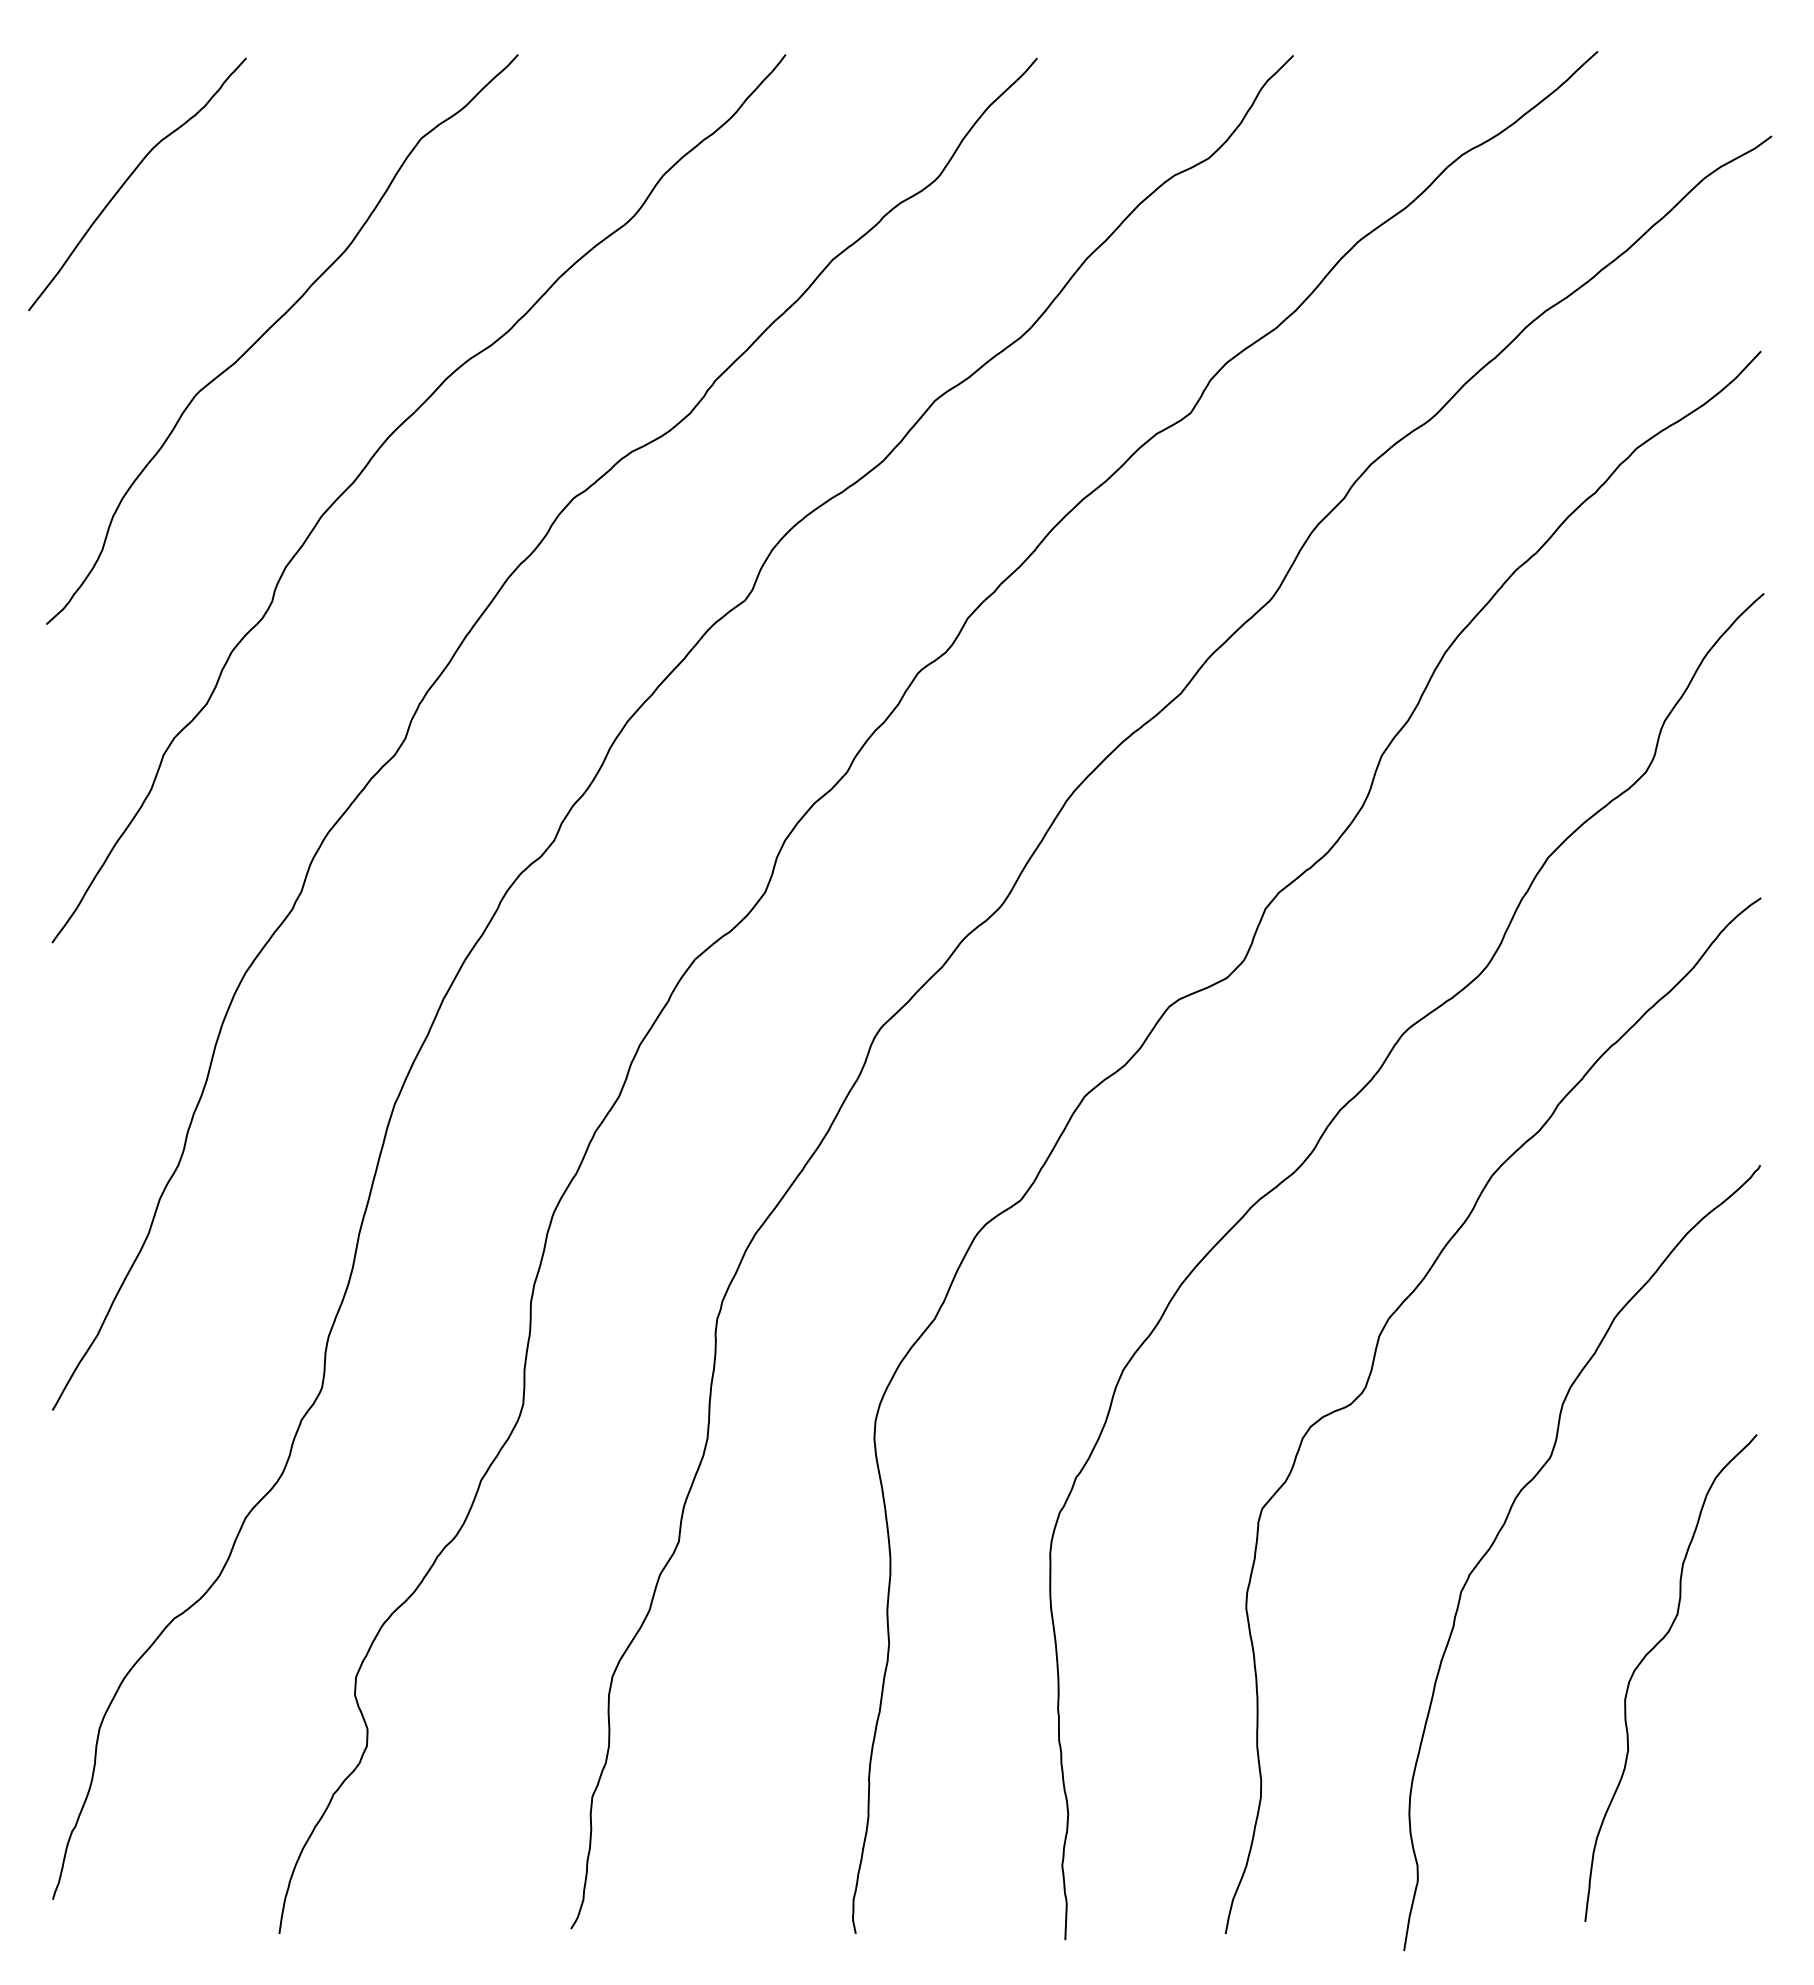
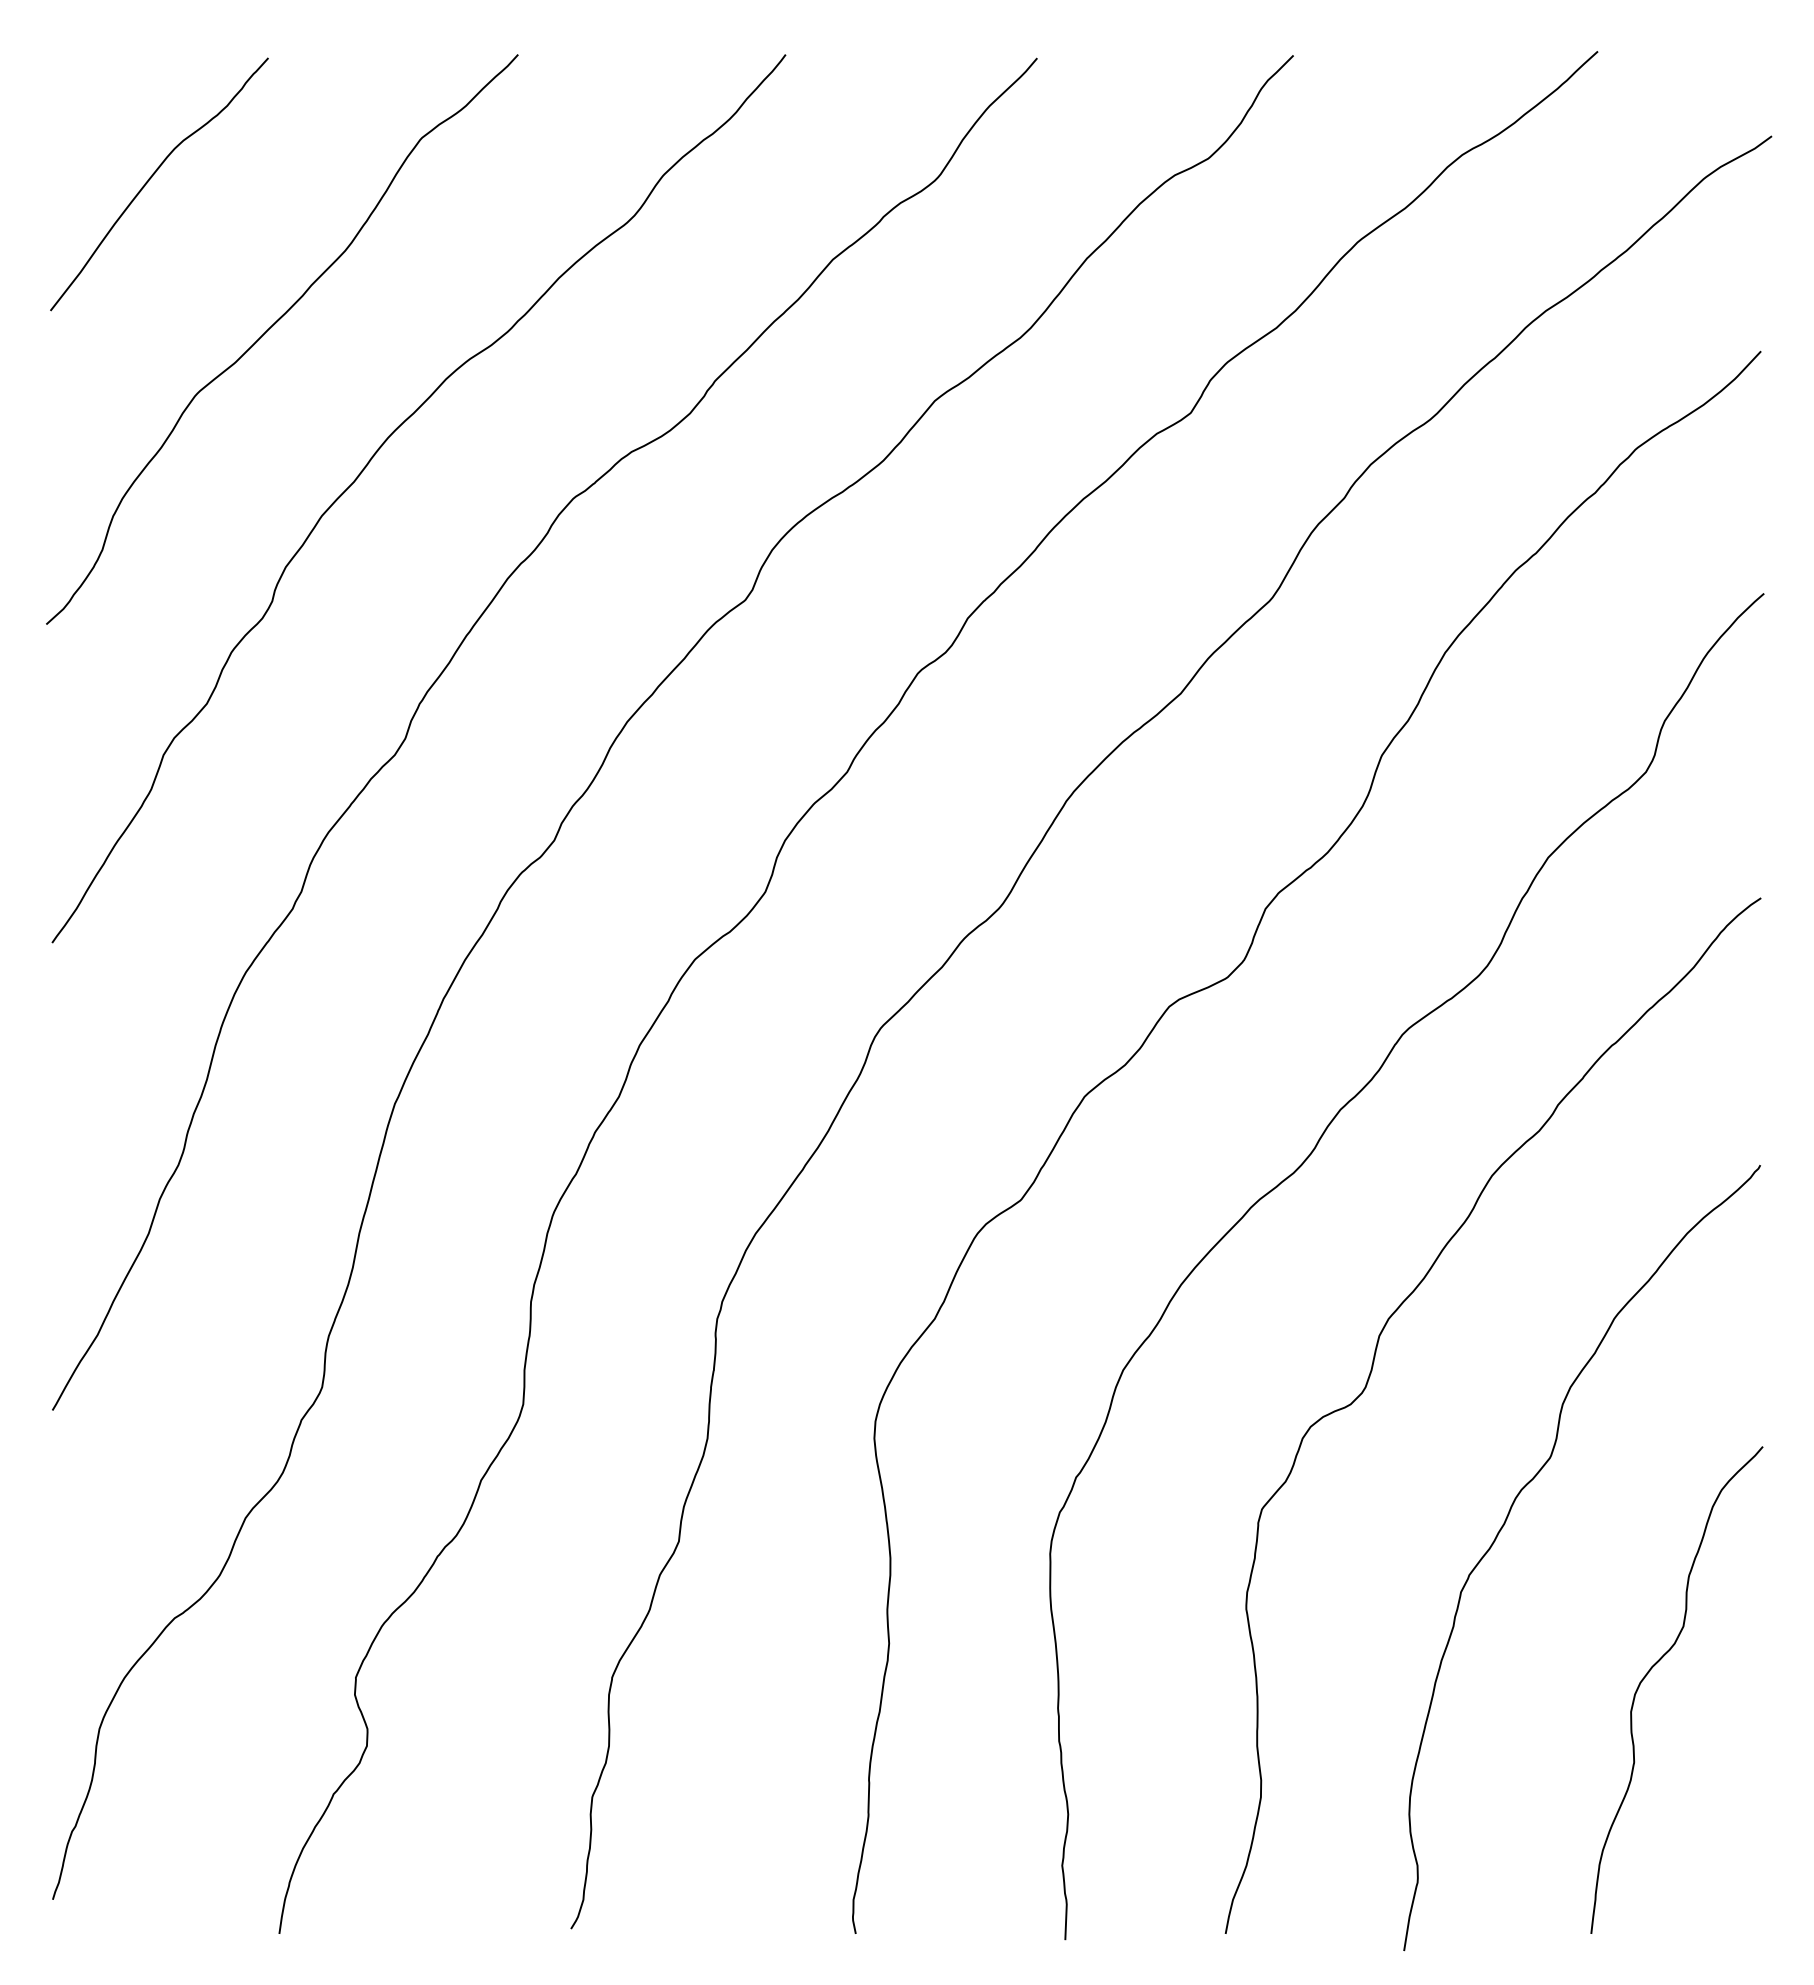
curve position: (130, 177) -> (152, 177) (152, 177)
curve position: (1644, 1659) -> (1650, 1671) (1650, 1671)
